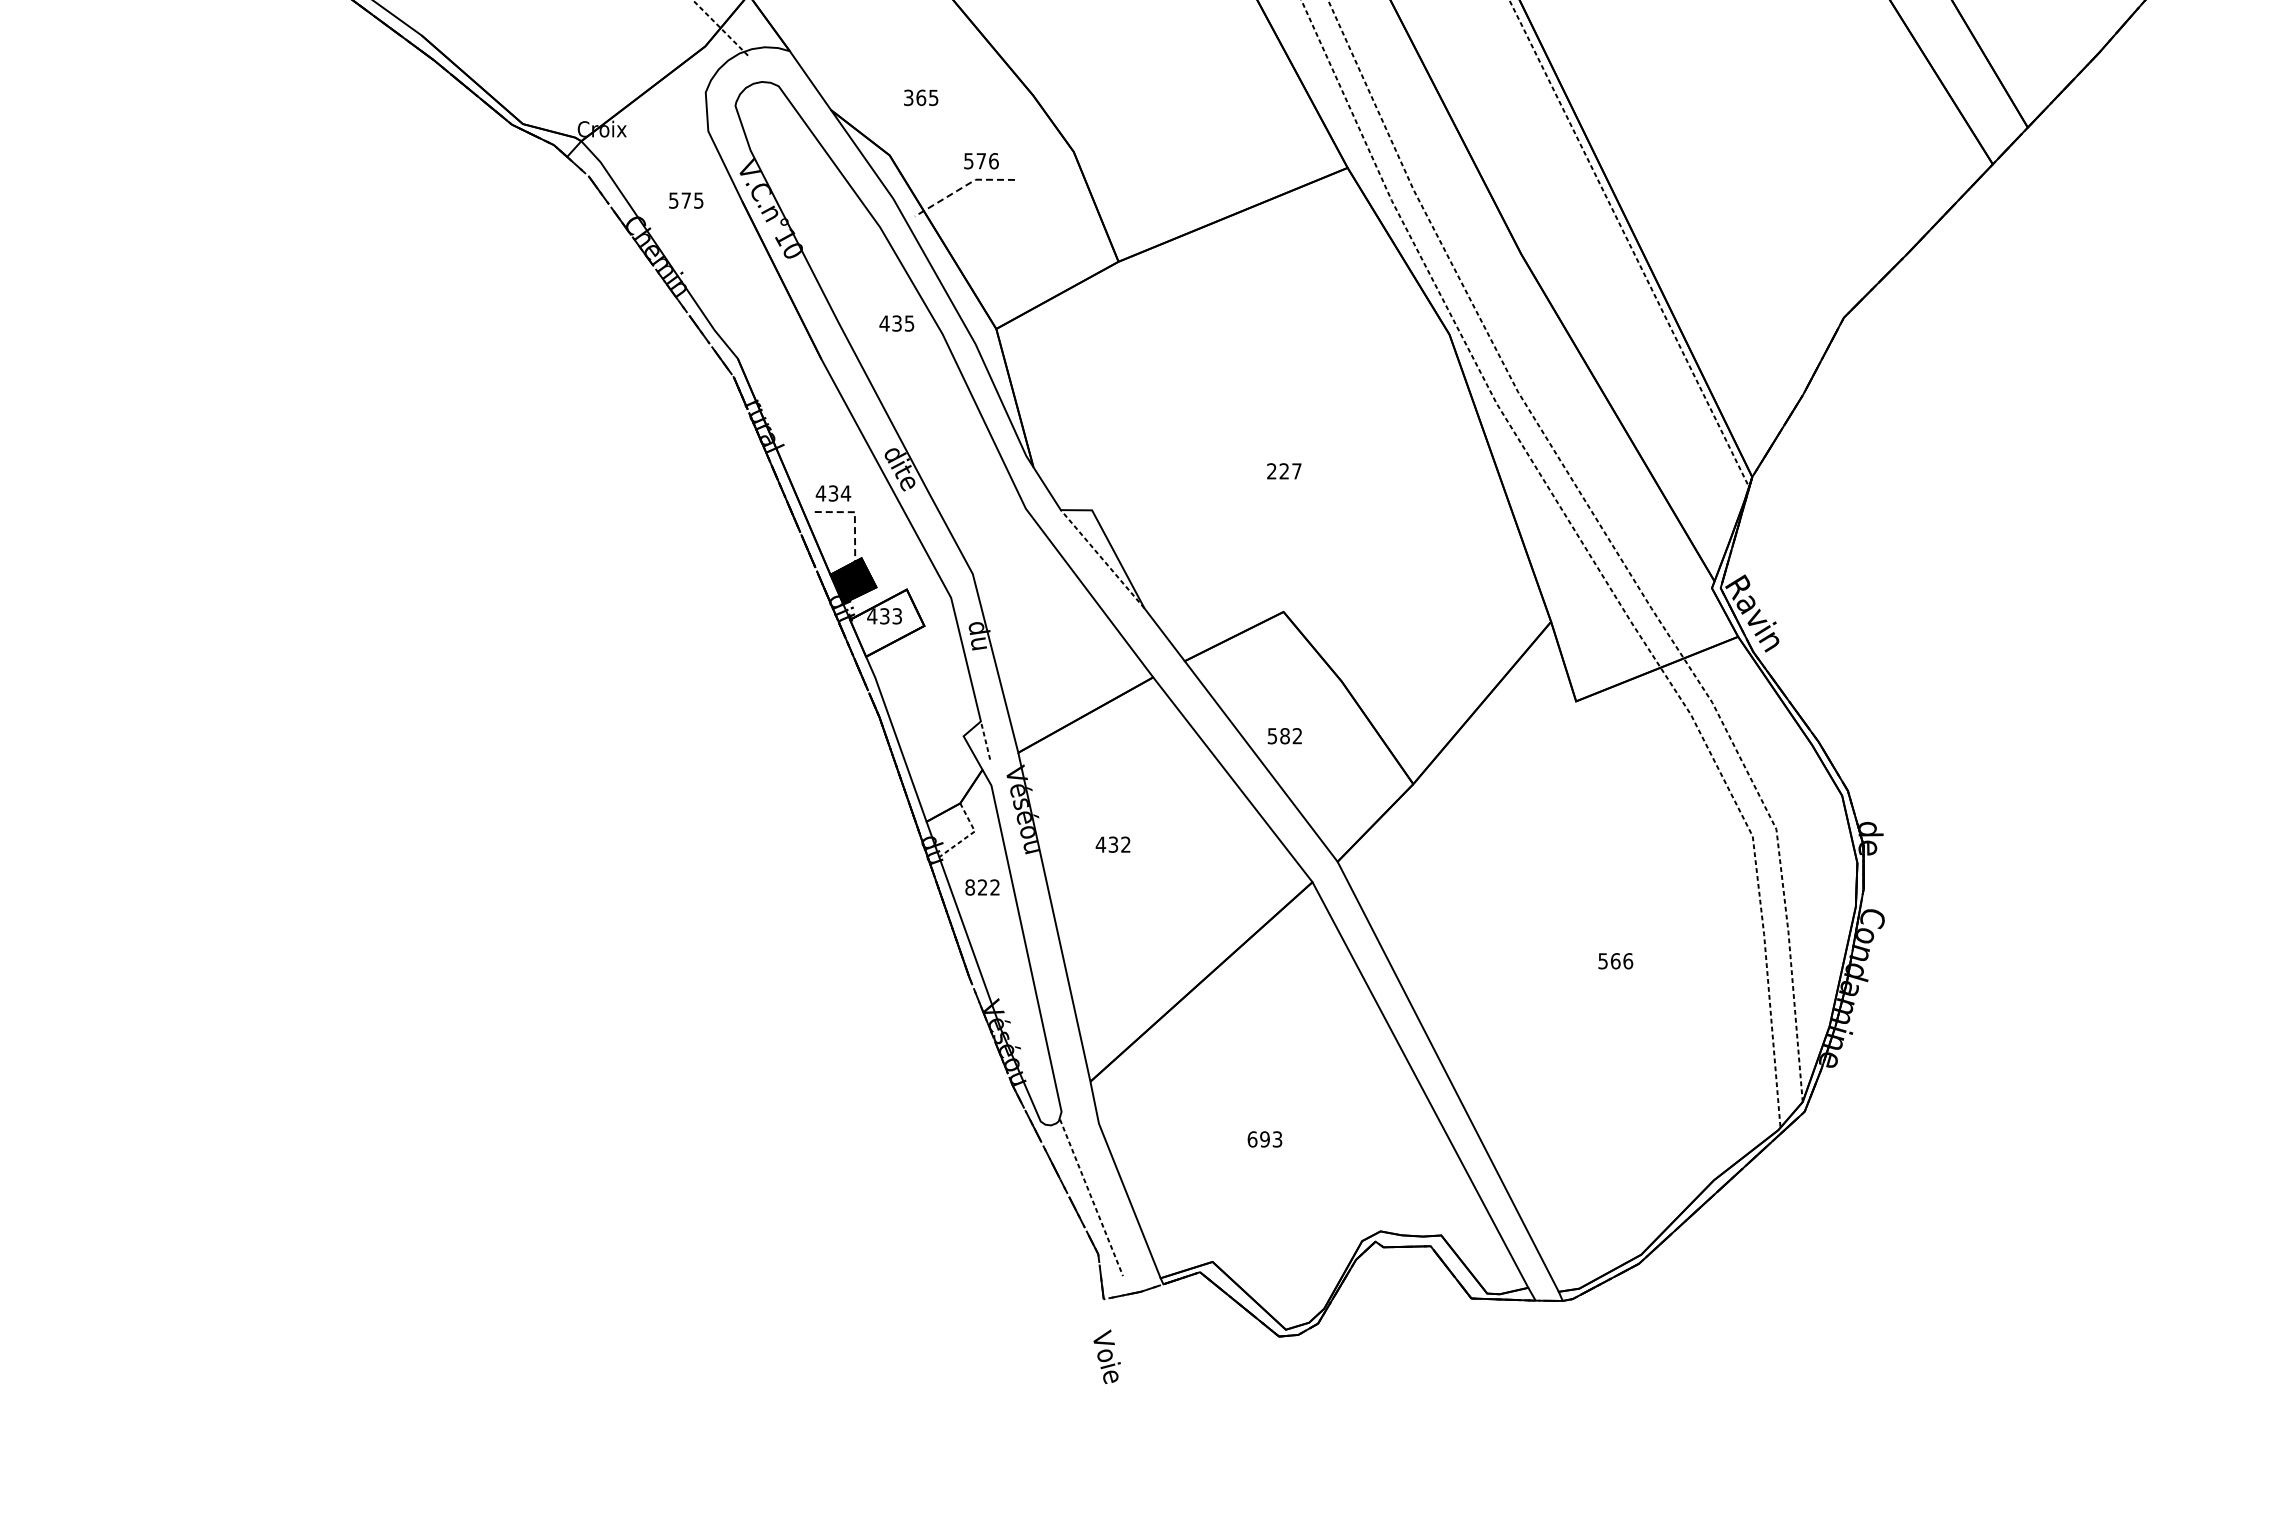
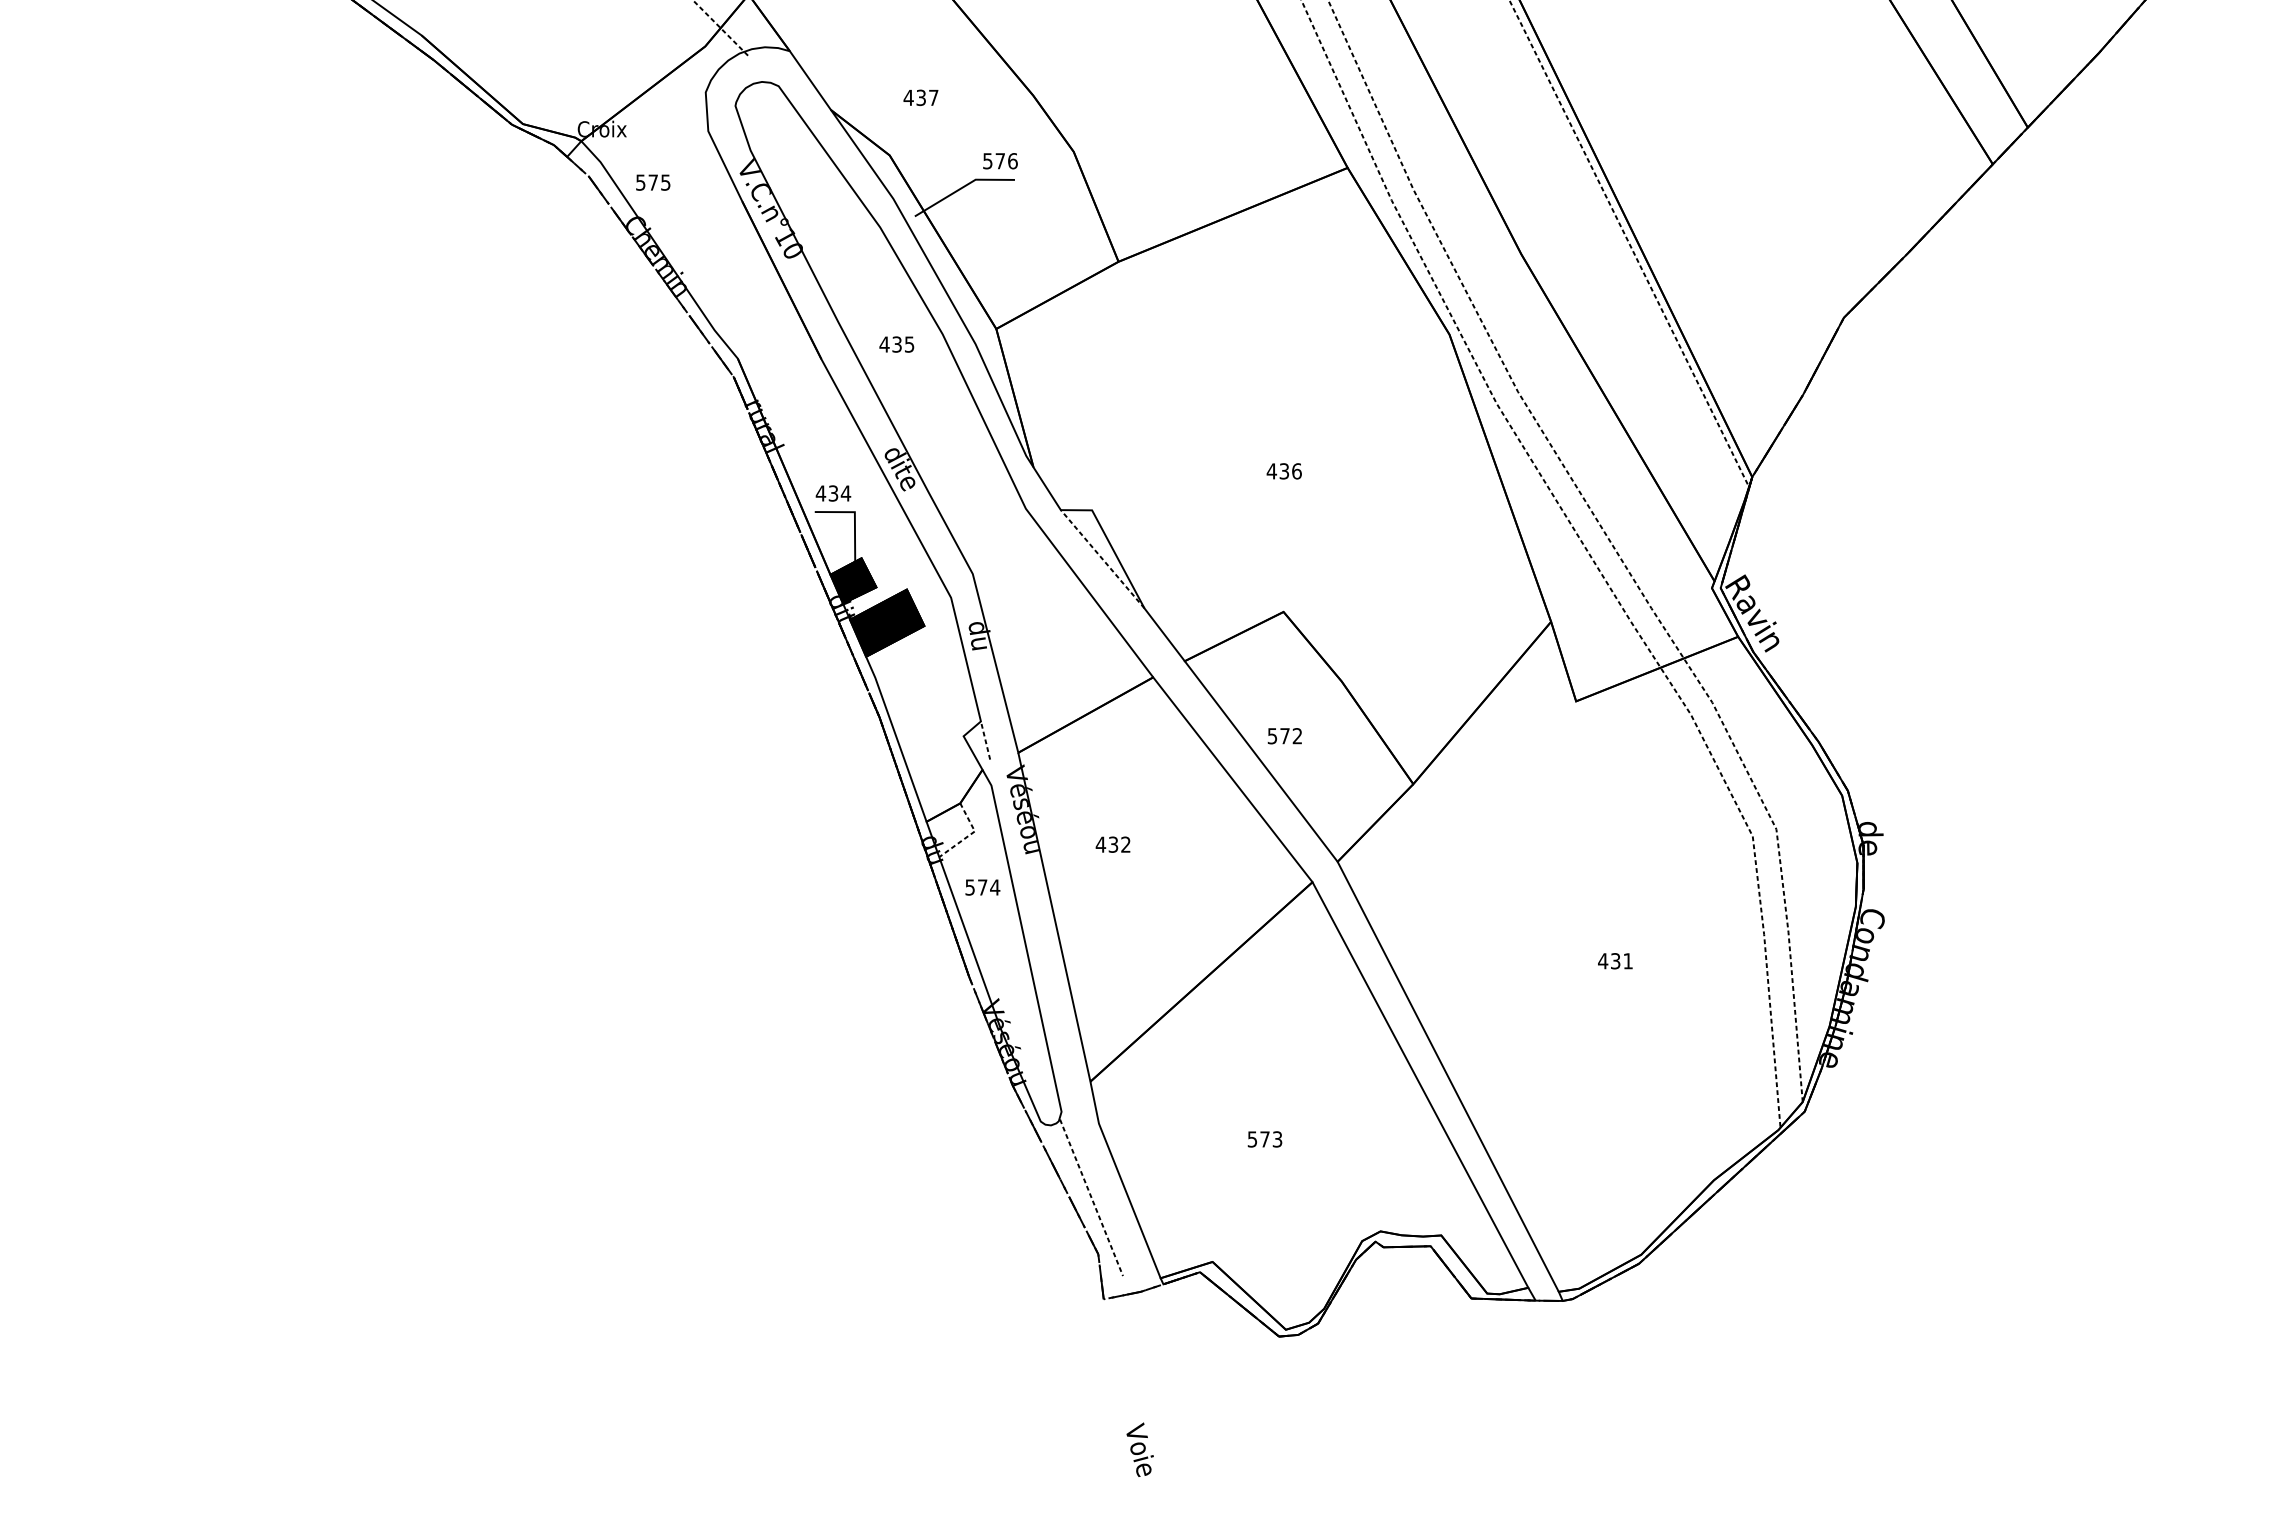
text: 365 -> 437 (920, 97)
text position: (981, 161) -> (1000, 161) (1000, 161)
line: dashed -> solid (962, 187)
text position: (686, 200) -> (653, 182) (653, 182)
text position: (896, 323) -> (896, 344) (896, 344)
text: 227 -> 436 (1283, 471)
line: dashed -> solid (854, 520)
fill: none -> present (887, 622)
text: 582 -> 572 (1284, 736)
text: 822 -> 574 (982, 887)
text: 566 -> 431 (1615, 961)
text: 693 -> 573 (1258, 1139)
text position: (1106, 1356) -> (1139, 1449) (1139, 1449)
